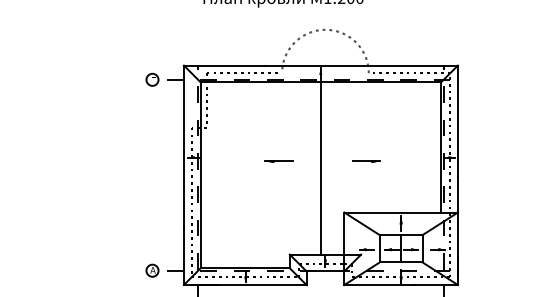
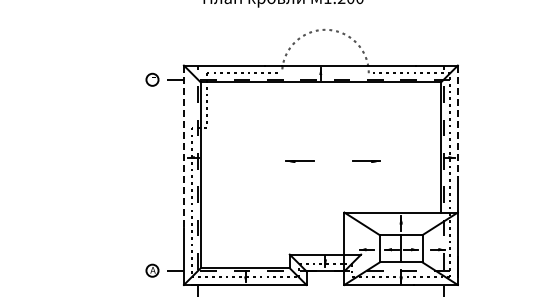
line: solid -> dashed (457, 121)
line: solid -> dashed (183, 146)
line position: (278, 161) -> (299, 161) (299, 161)
line: present -> none (320, 168)
